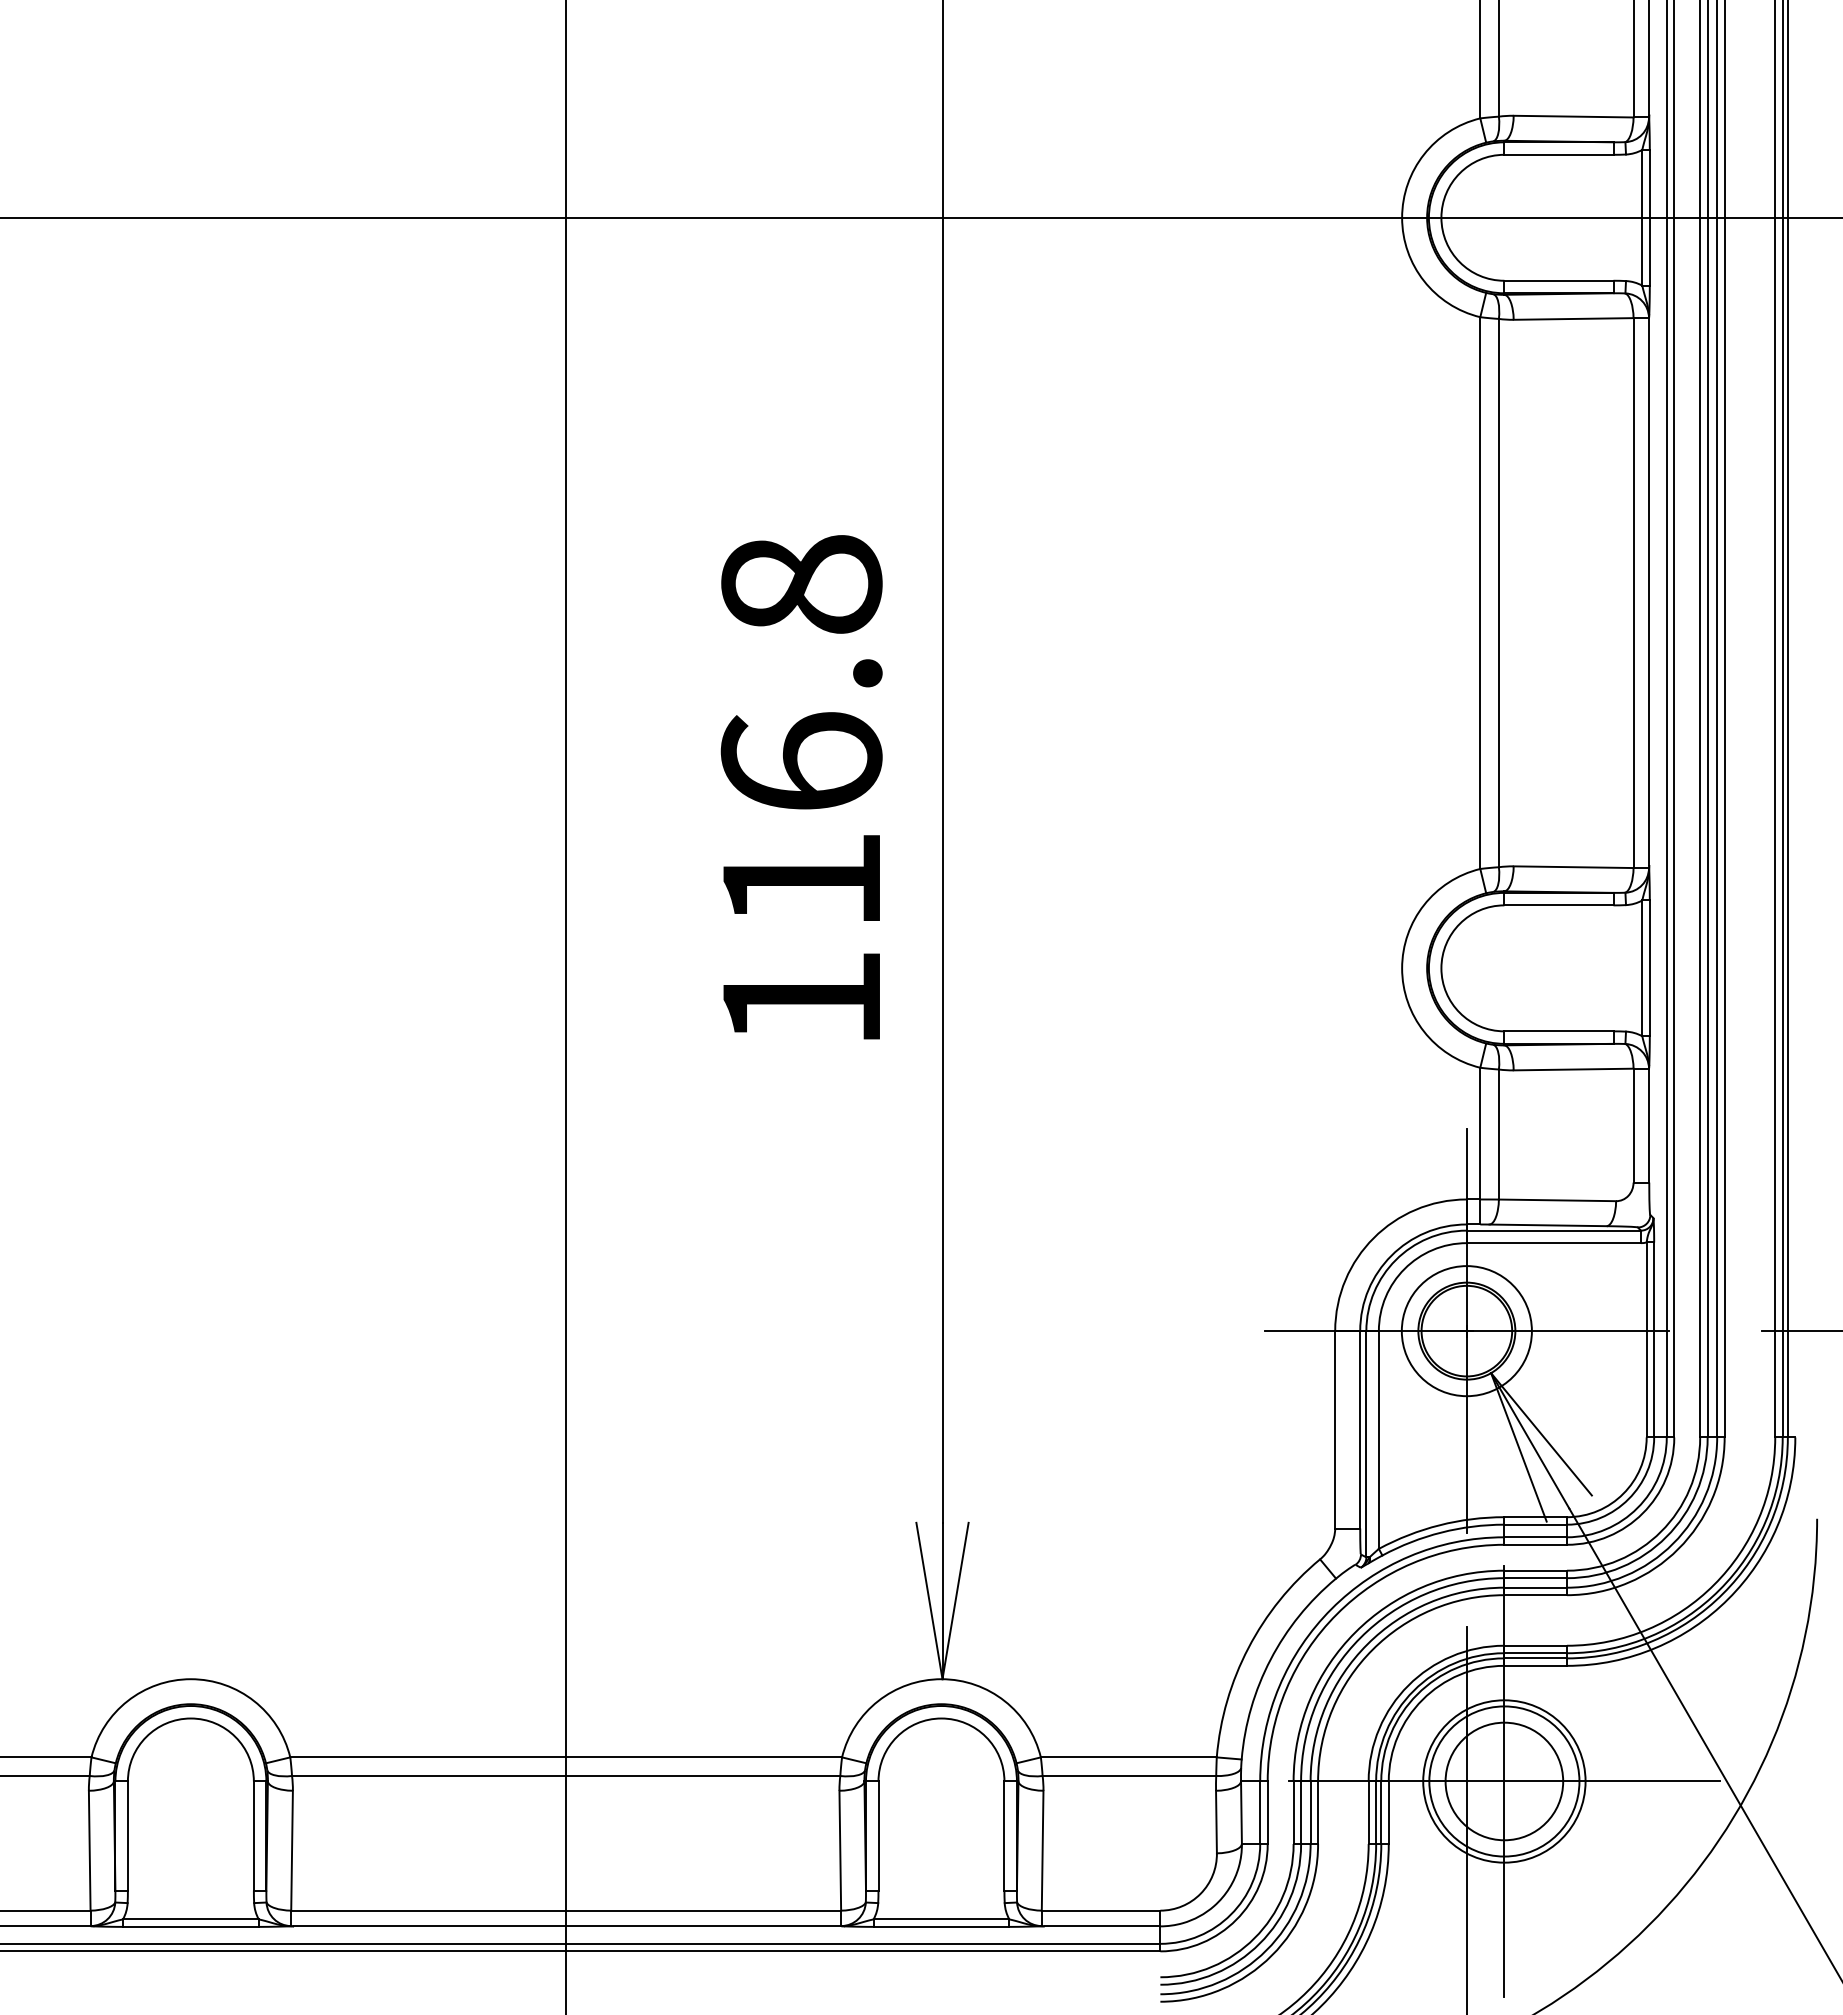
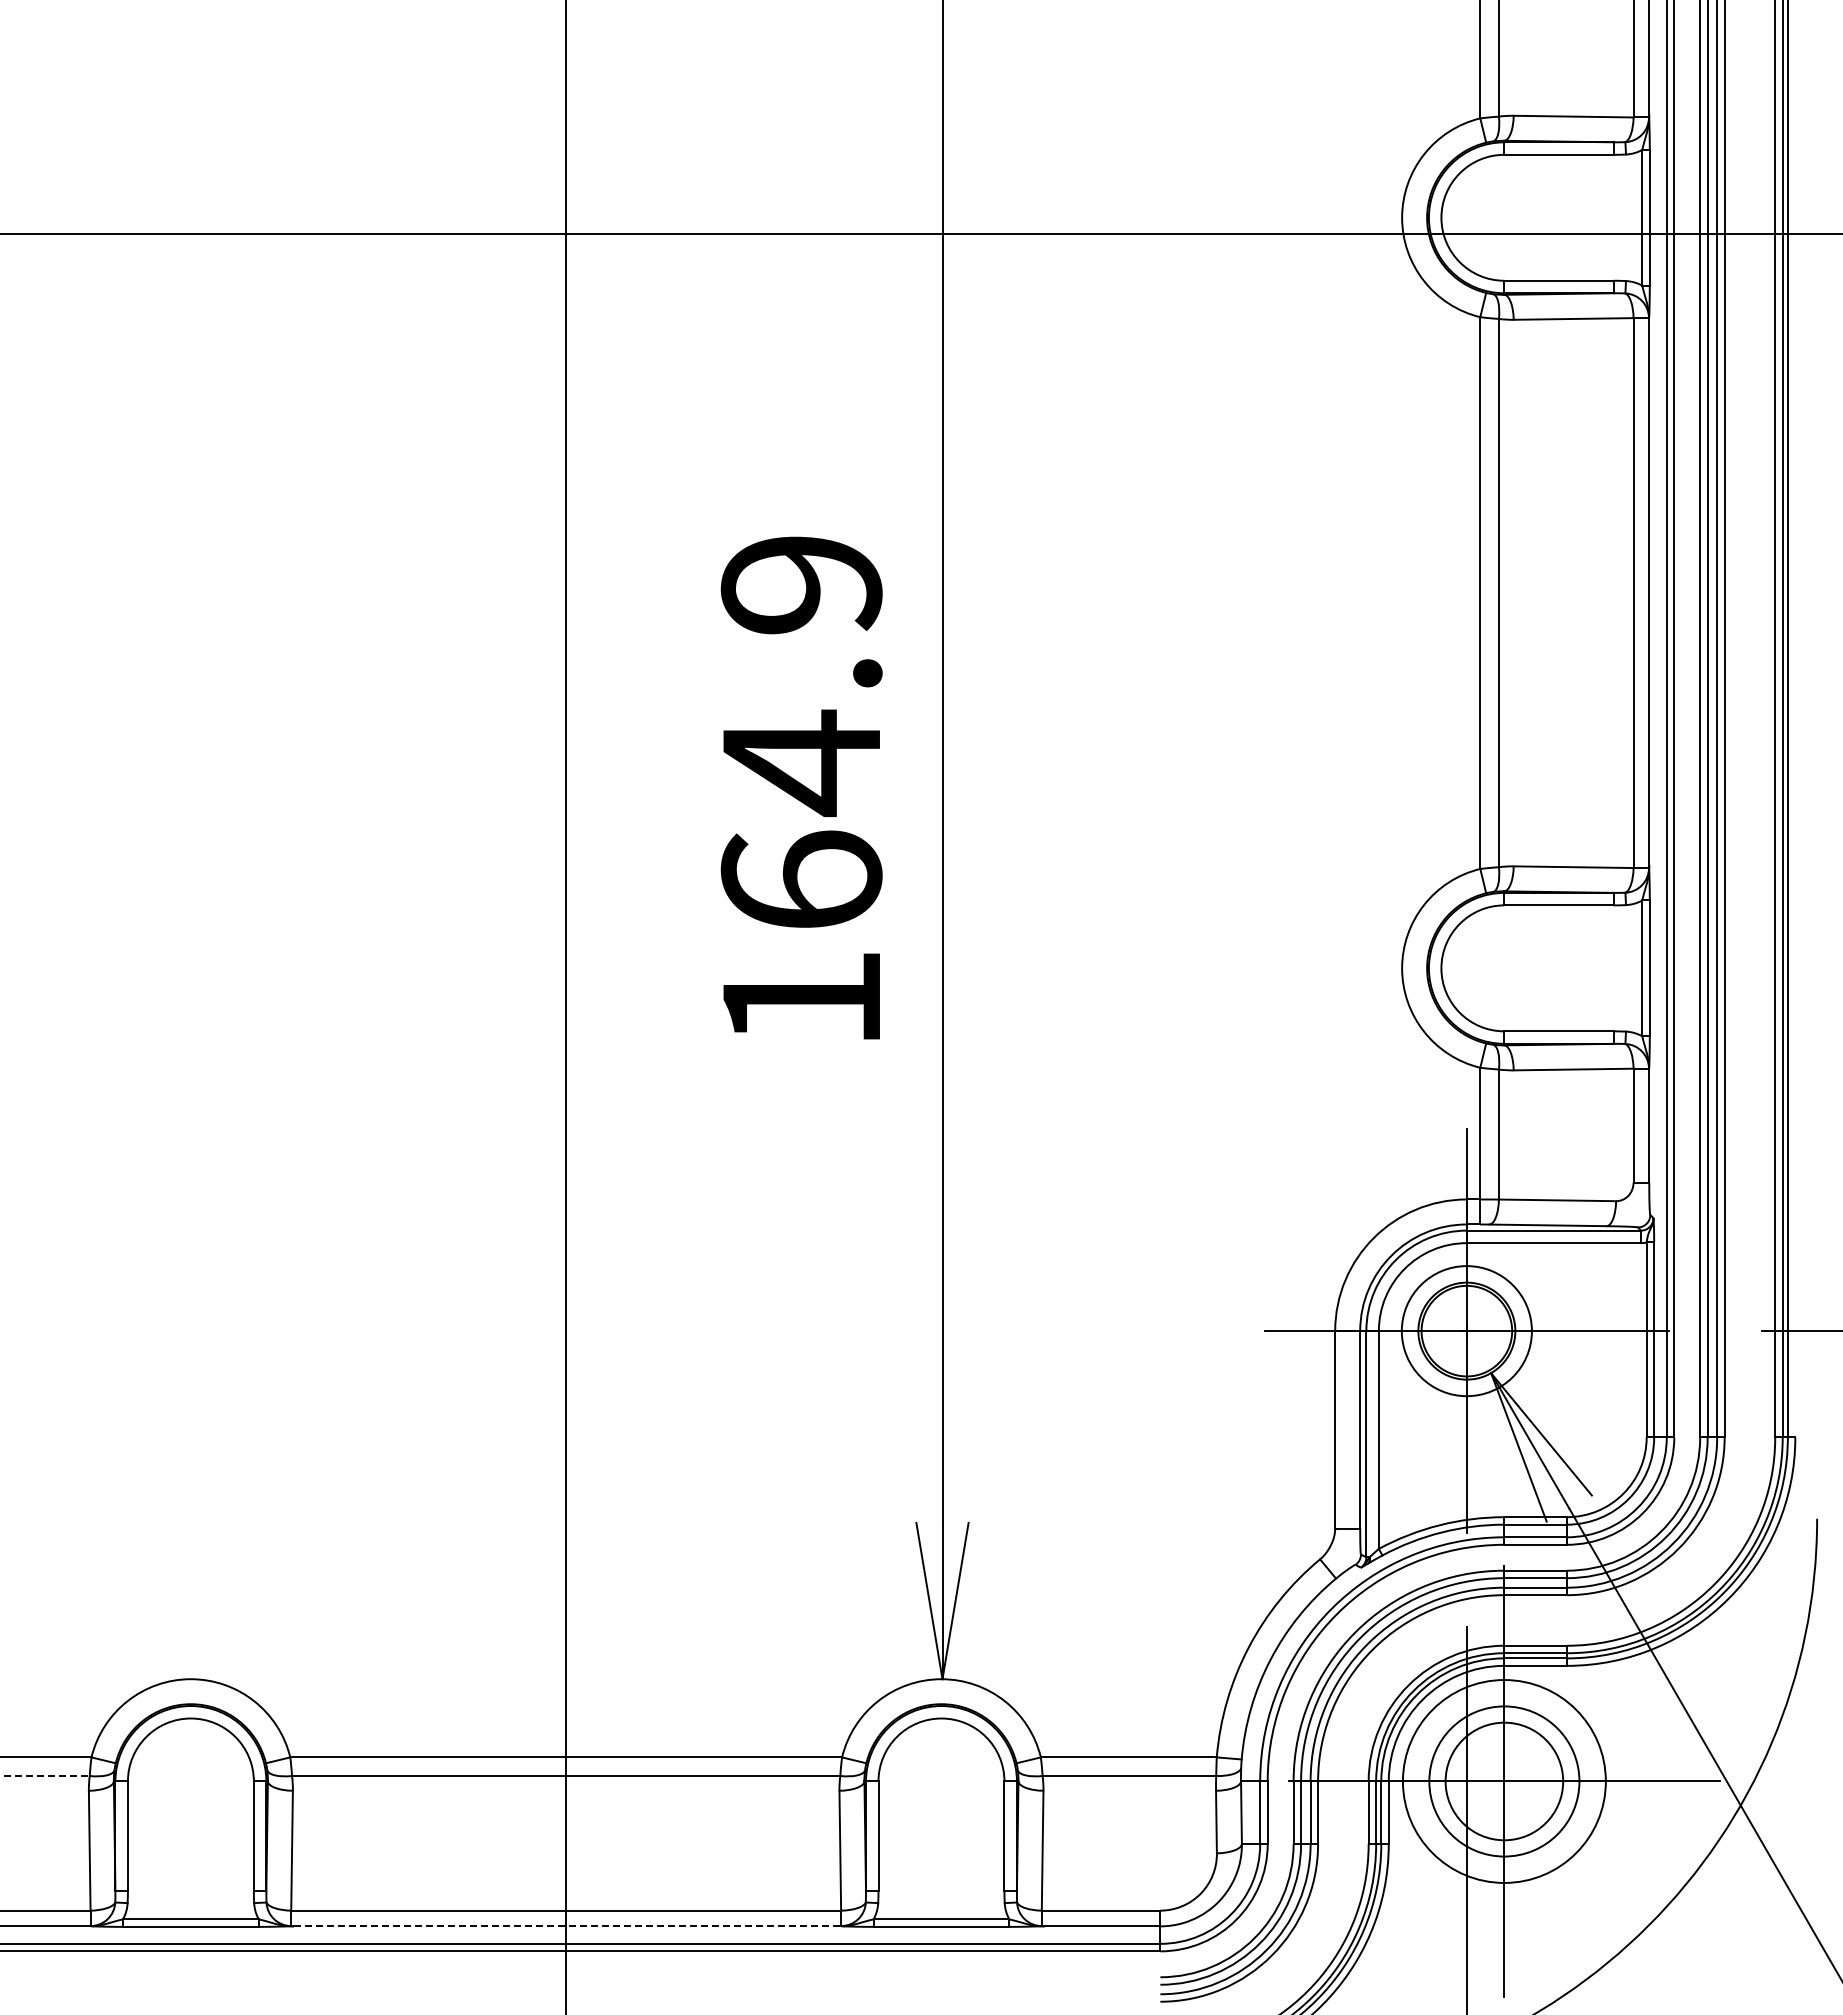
line position: (920, 217) -> (920, 233) (920, 233)
text: 116.8 -> 164.9 (801, 731)
line: solid -> dashed (45, 1775)
circle diameter: 162 px -> 203 px (1503, 1781)
line: solid -> dashed (569, 1926)
